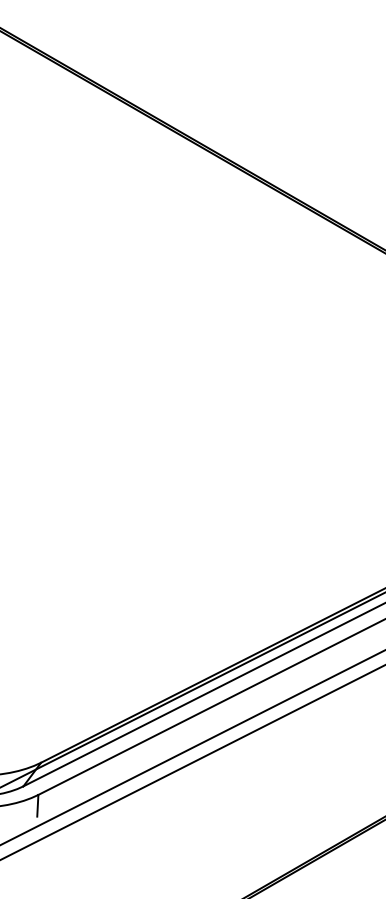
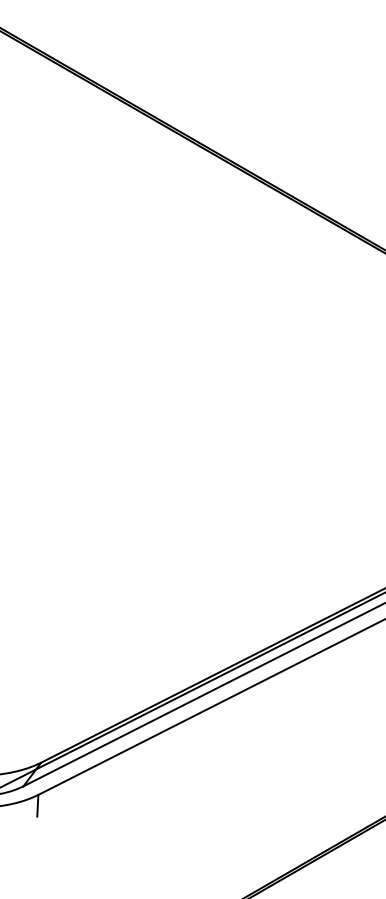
line: present -> none (192, 747)
line: present -> none (192, 762)
